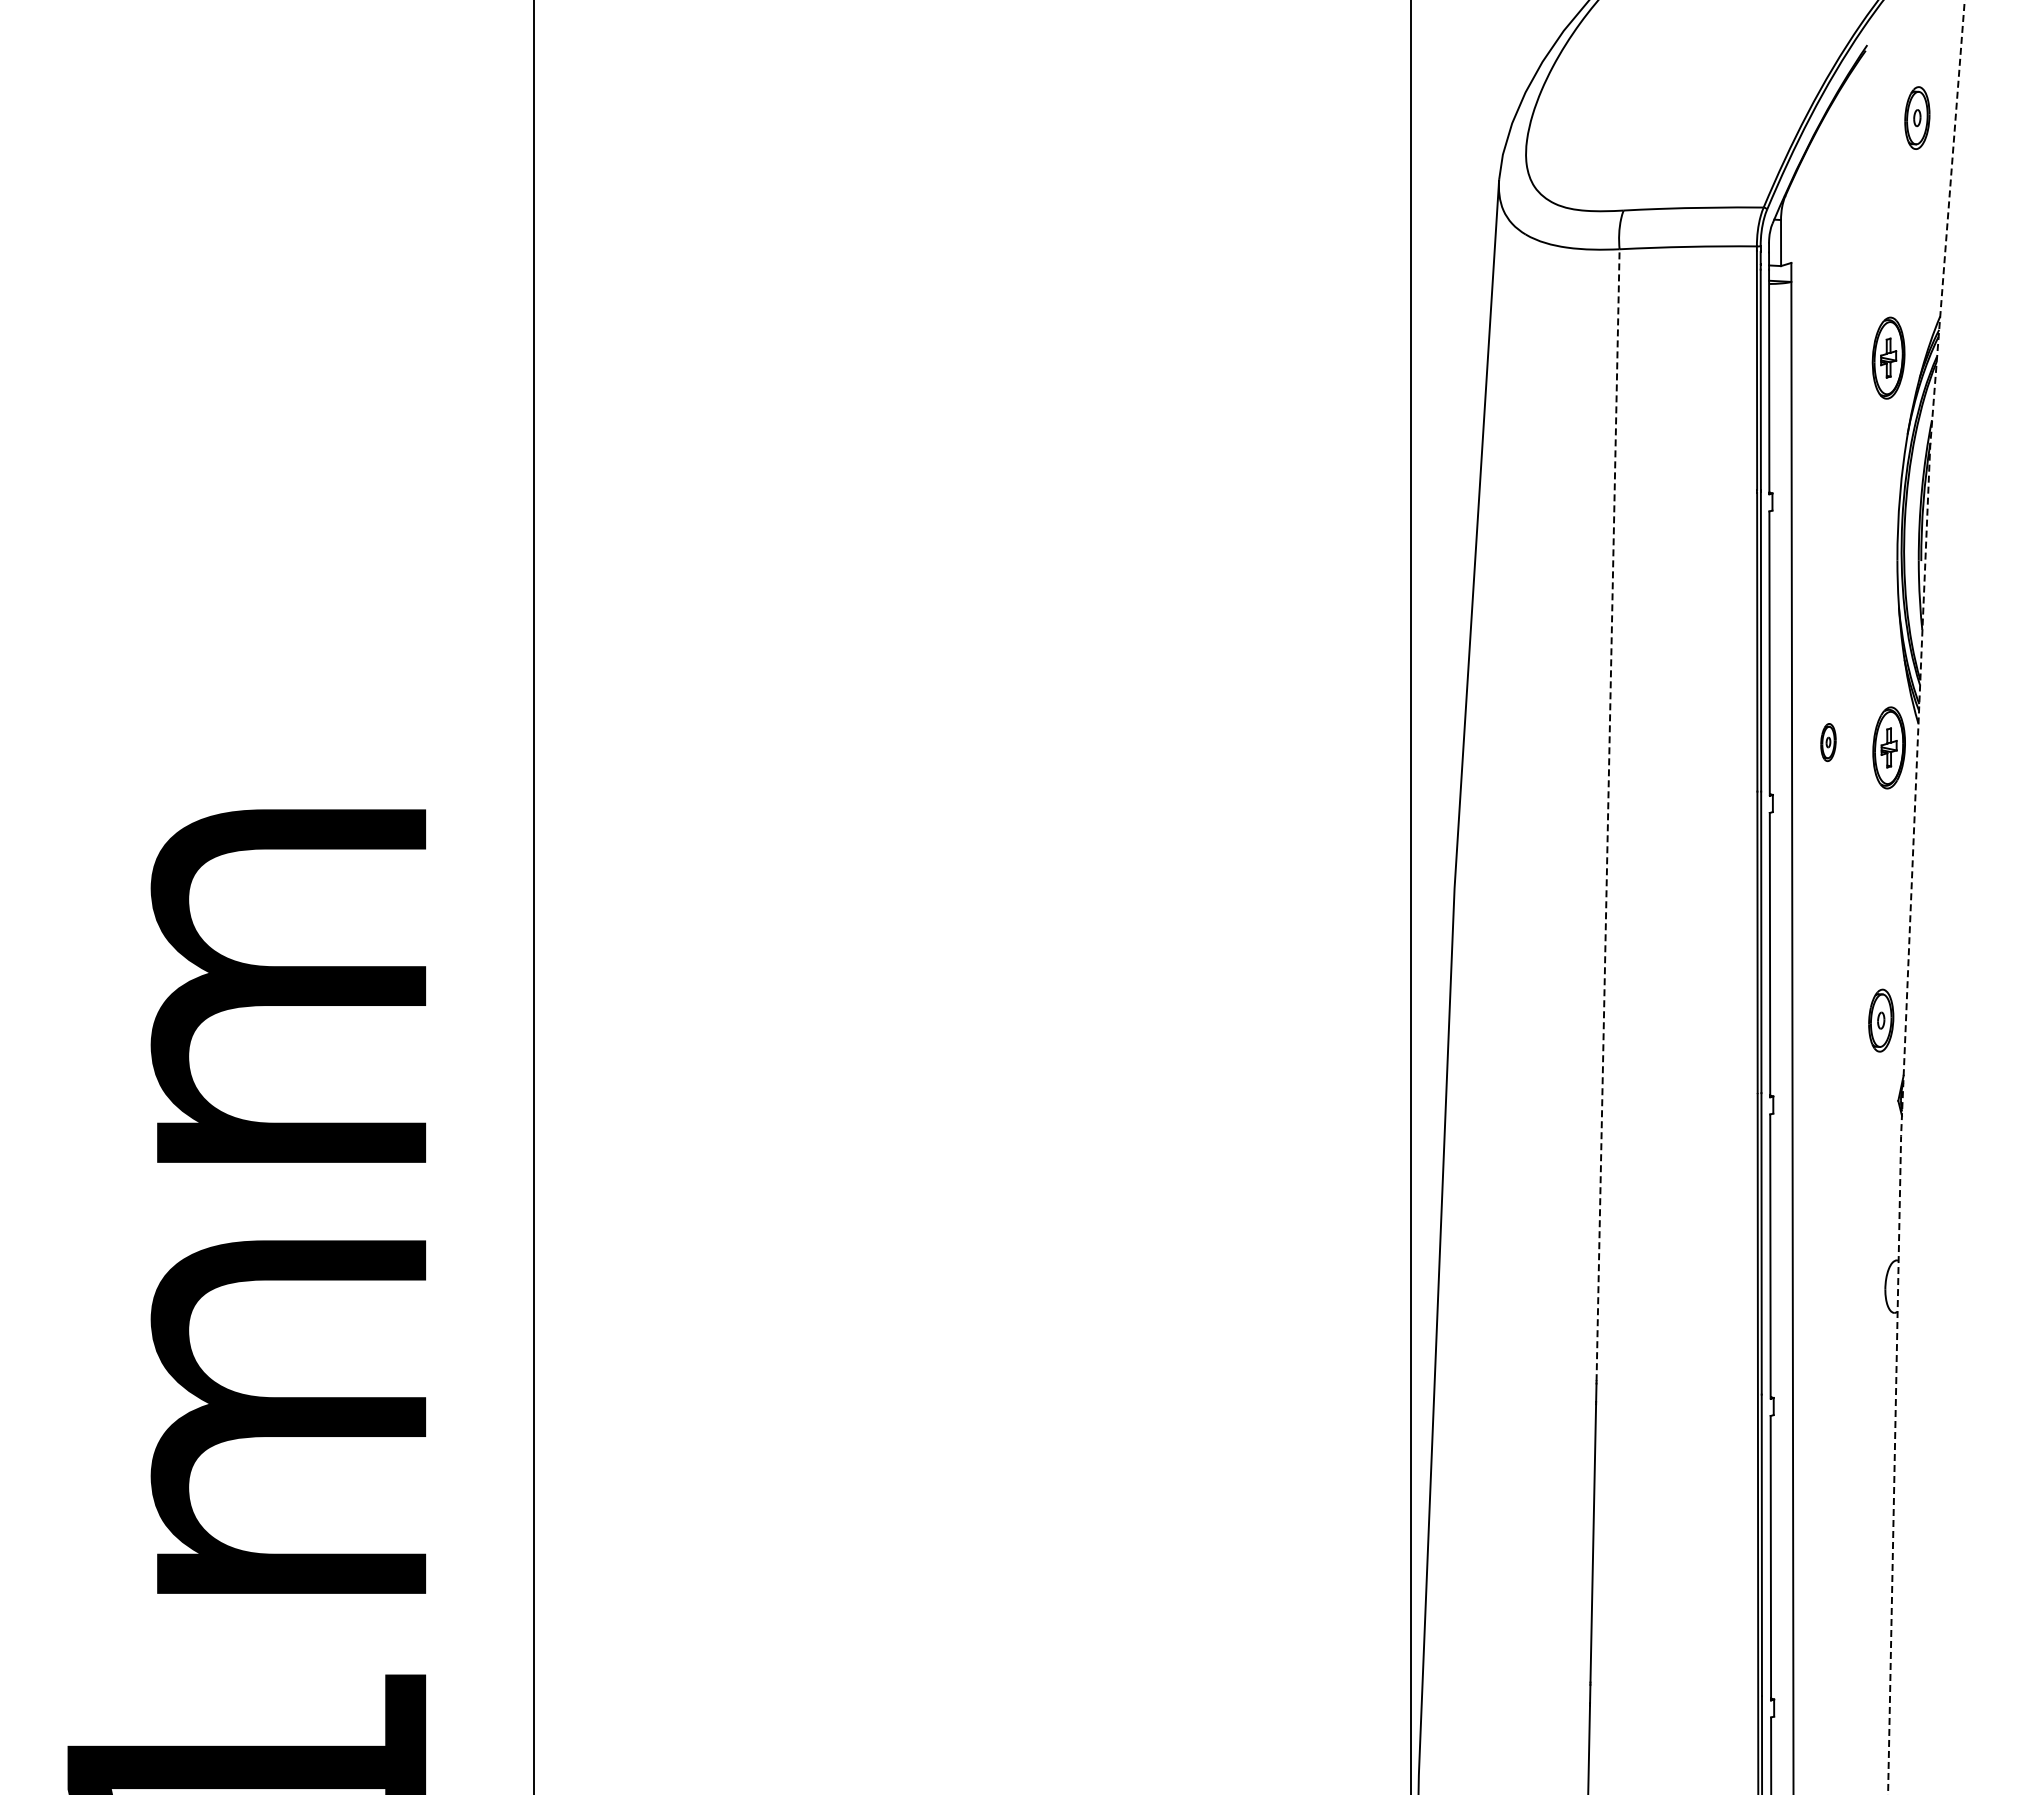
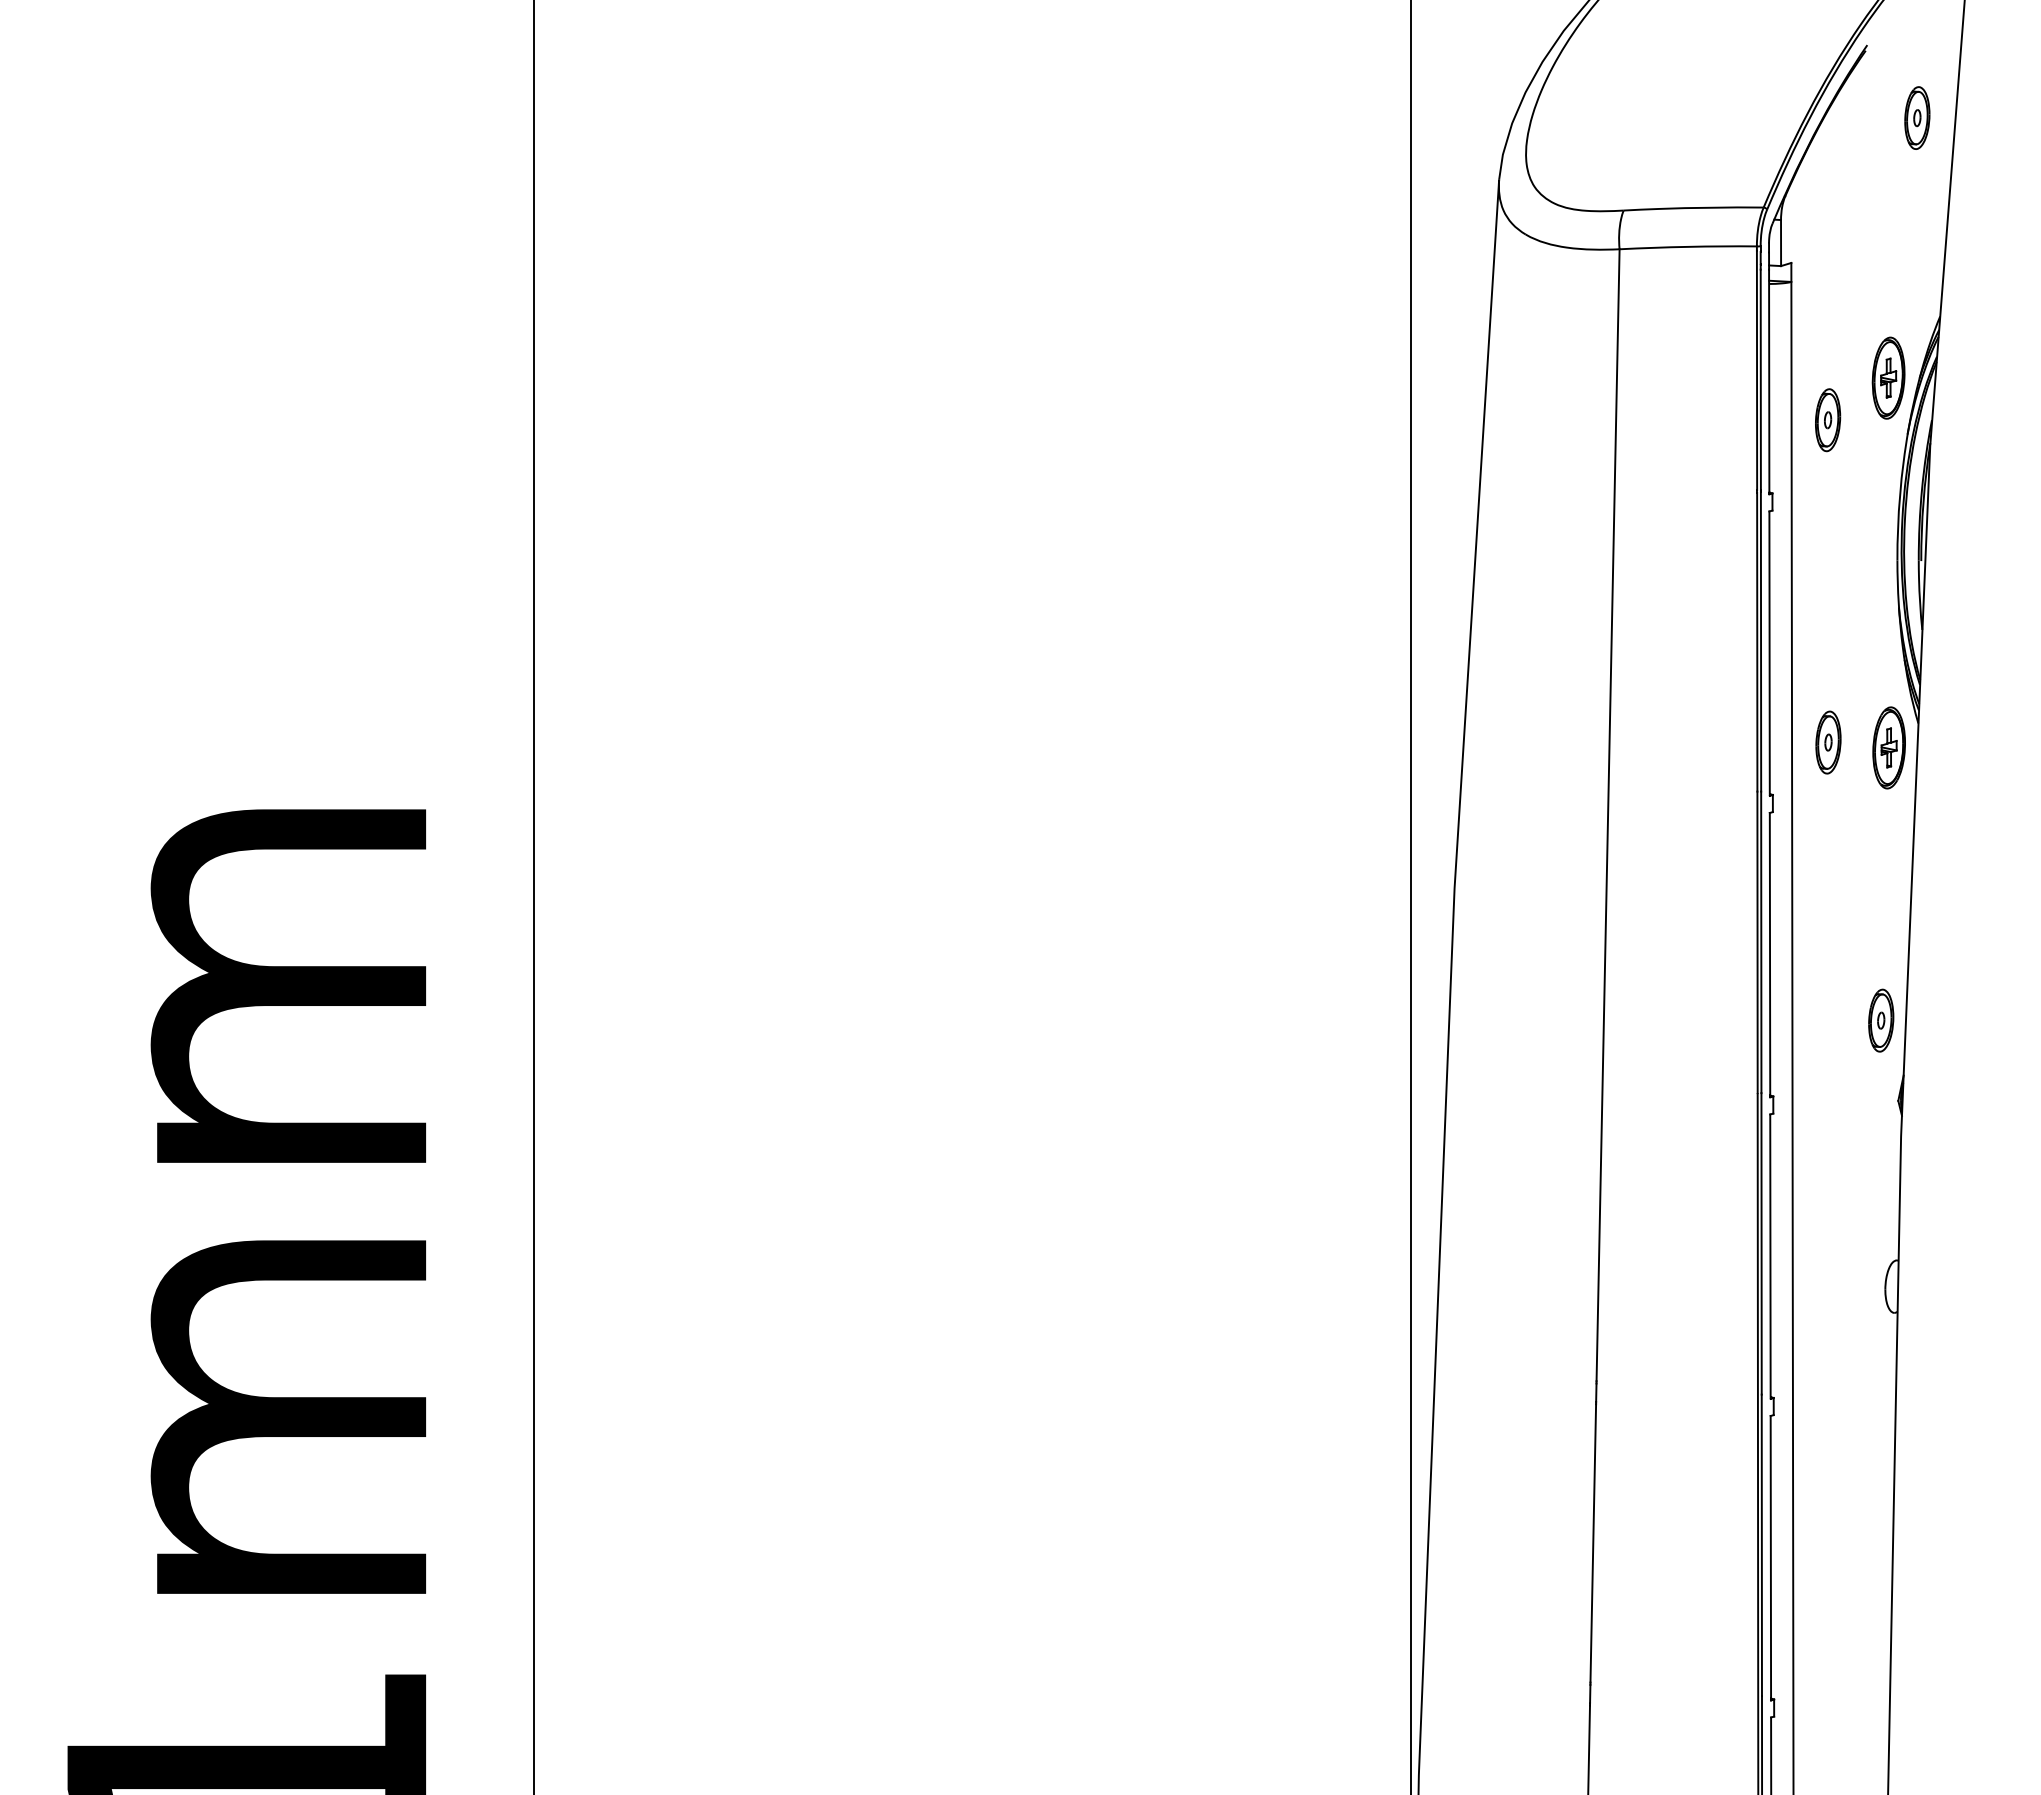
part position: (1888, 357) -> (1888, 377) (1888, 377)
part: none -> present (1828, 420)
part size: 17x40 px -> 27x65 px (1828, 742)
line: dashed -> solid (1608, 814)
line: dashed -> solid (1911, 896)
